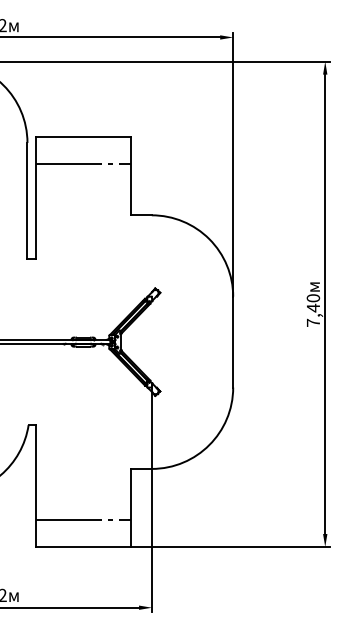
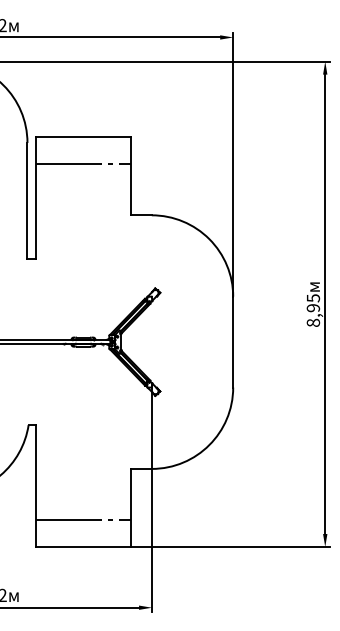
text: 7,40 -> 8,95 (313, 310)
